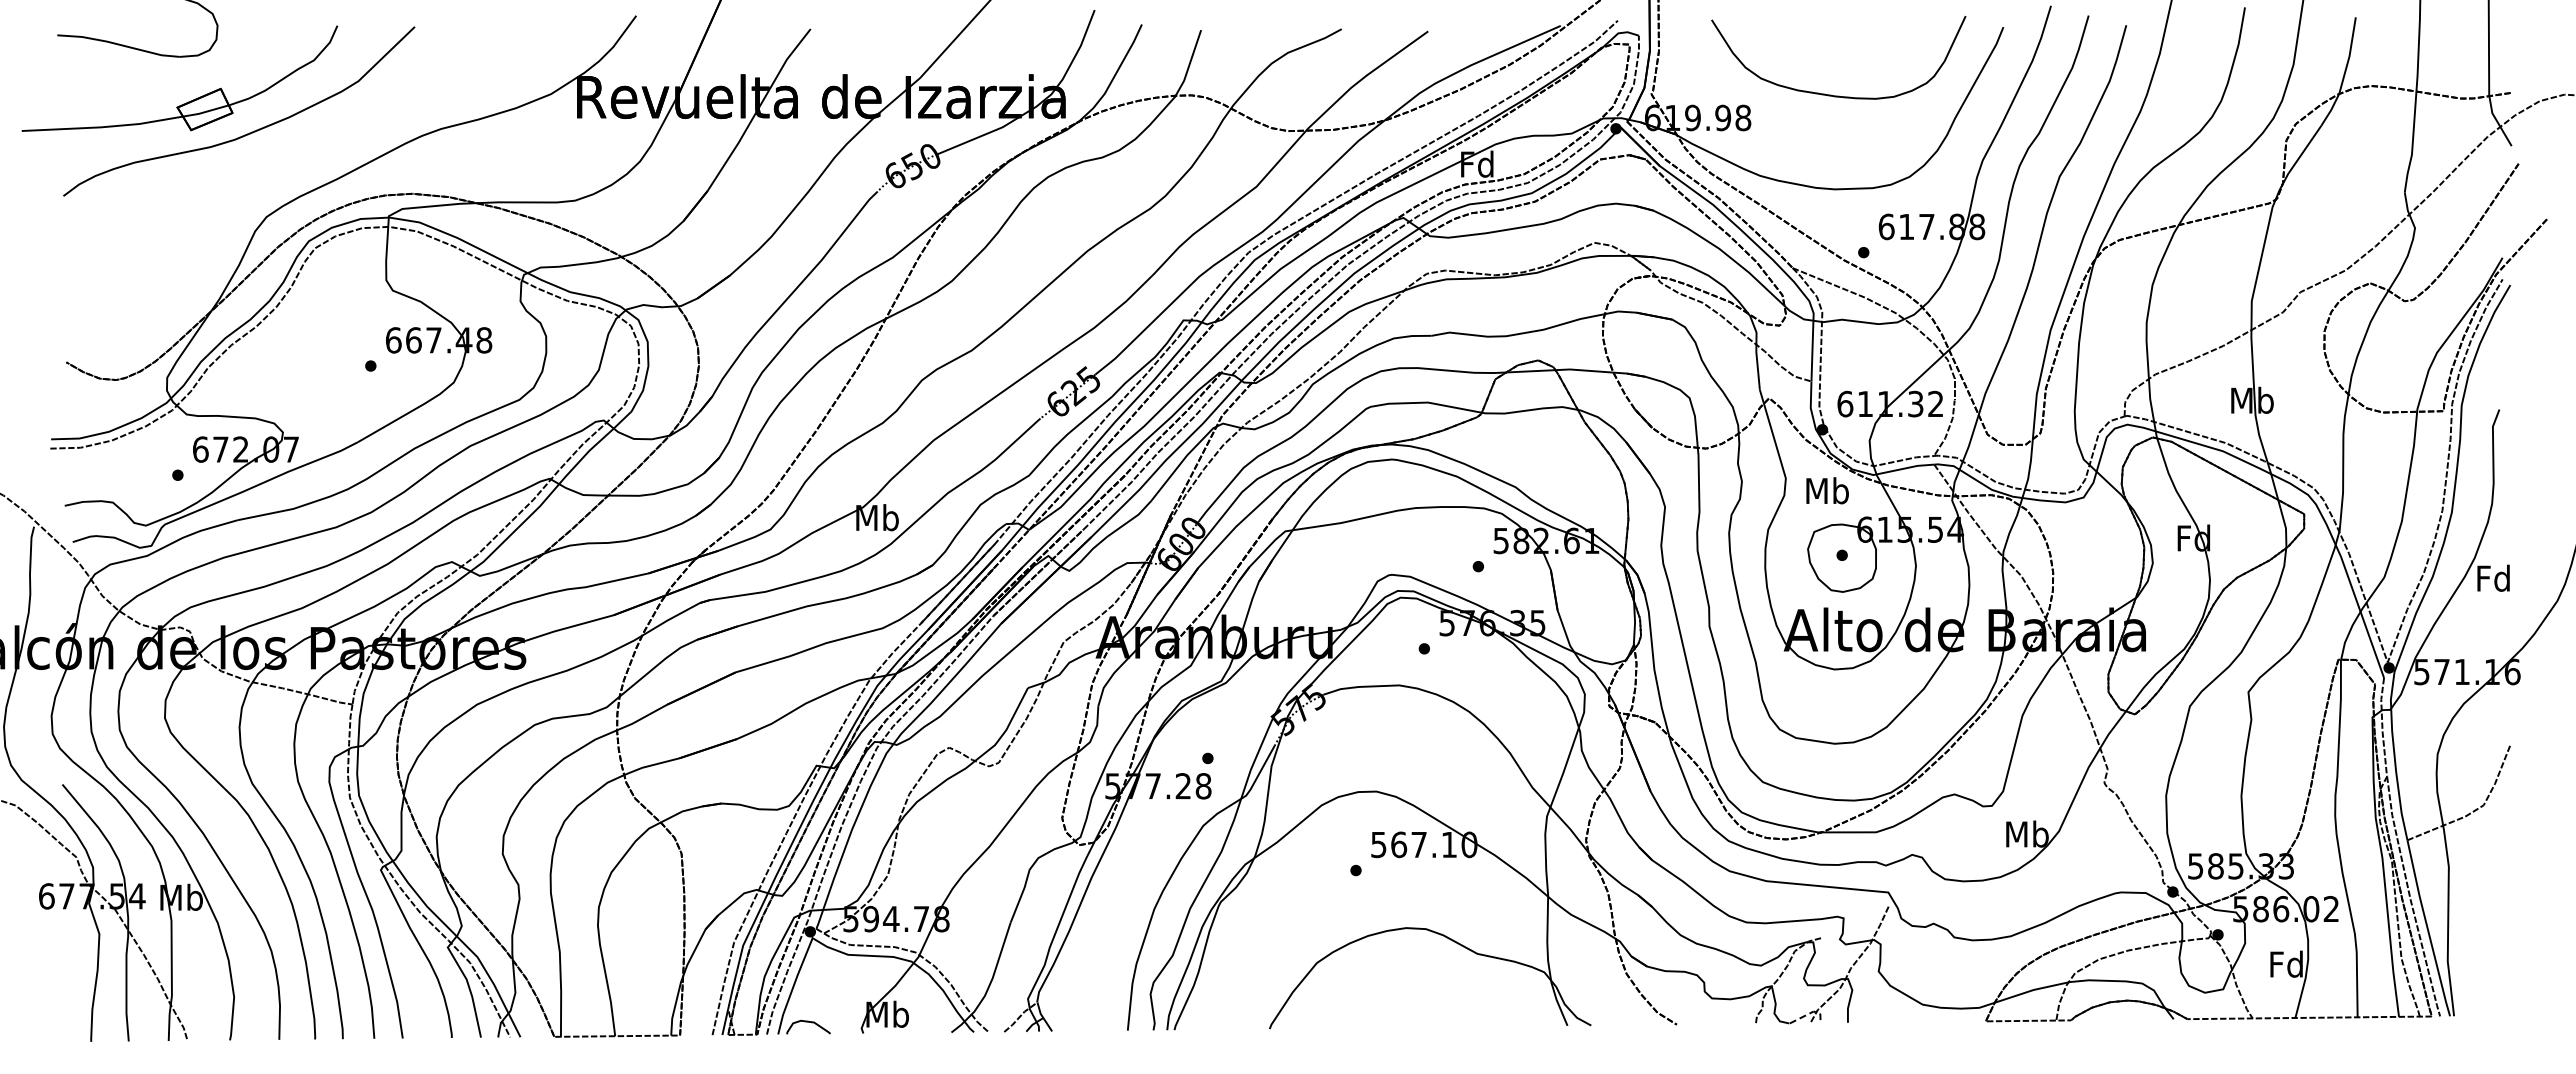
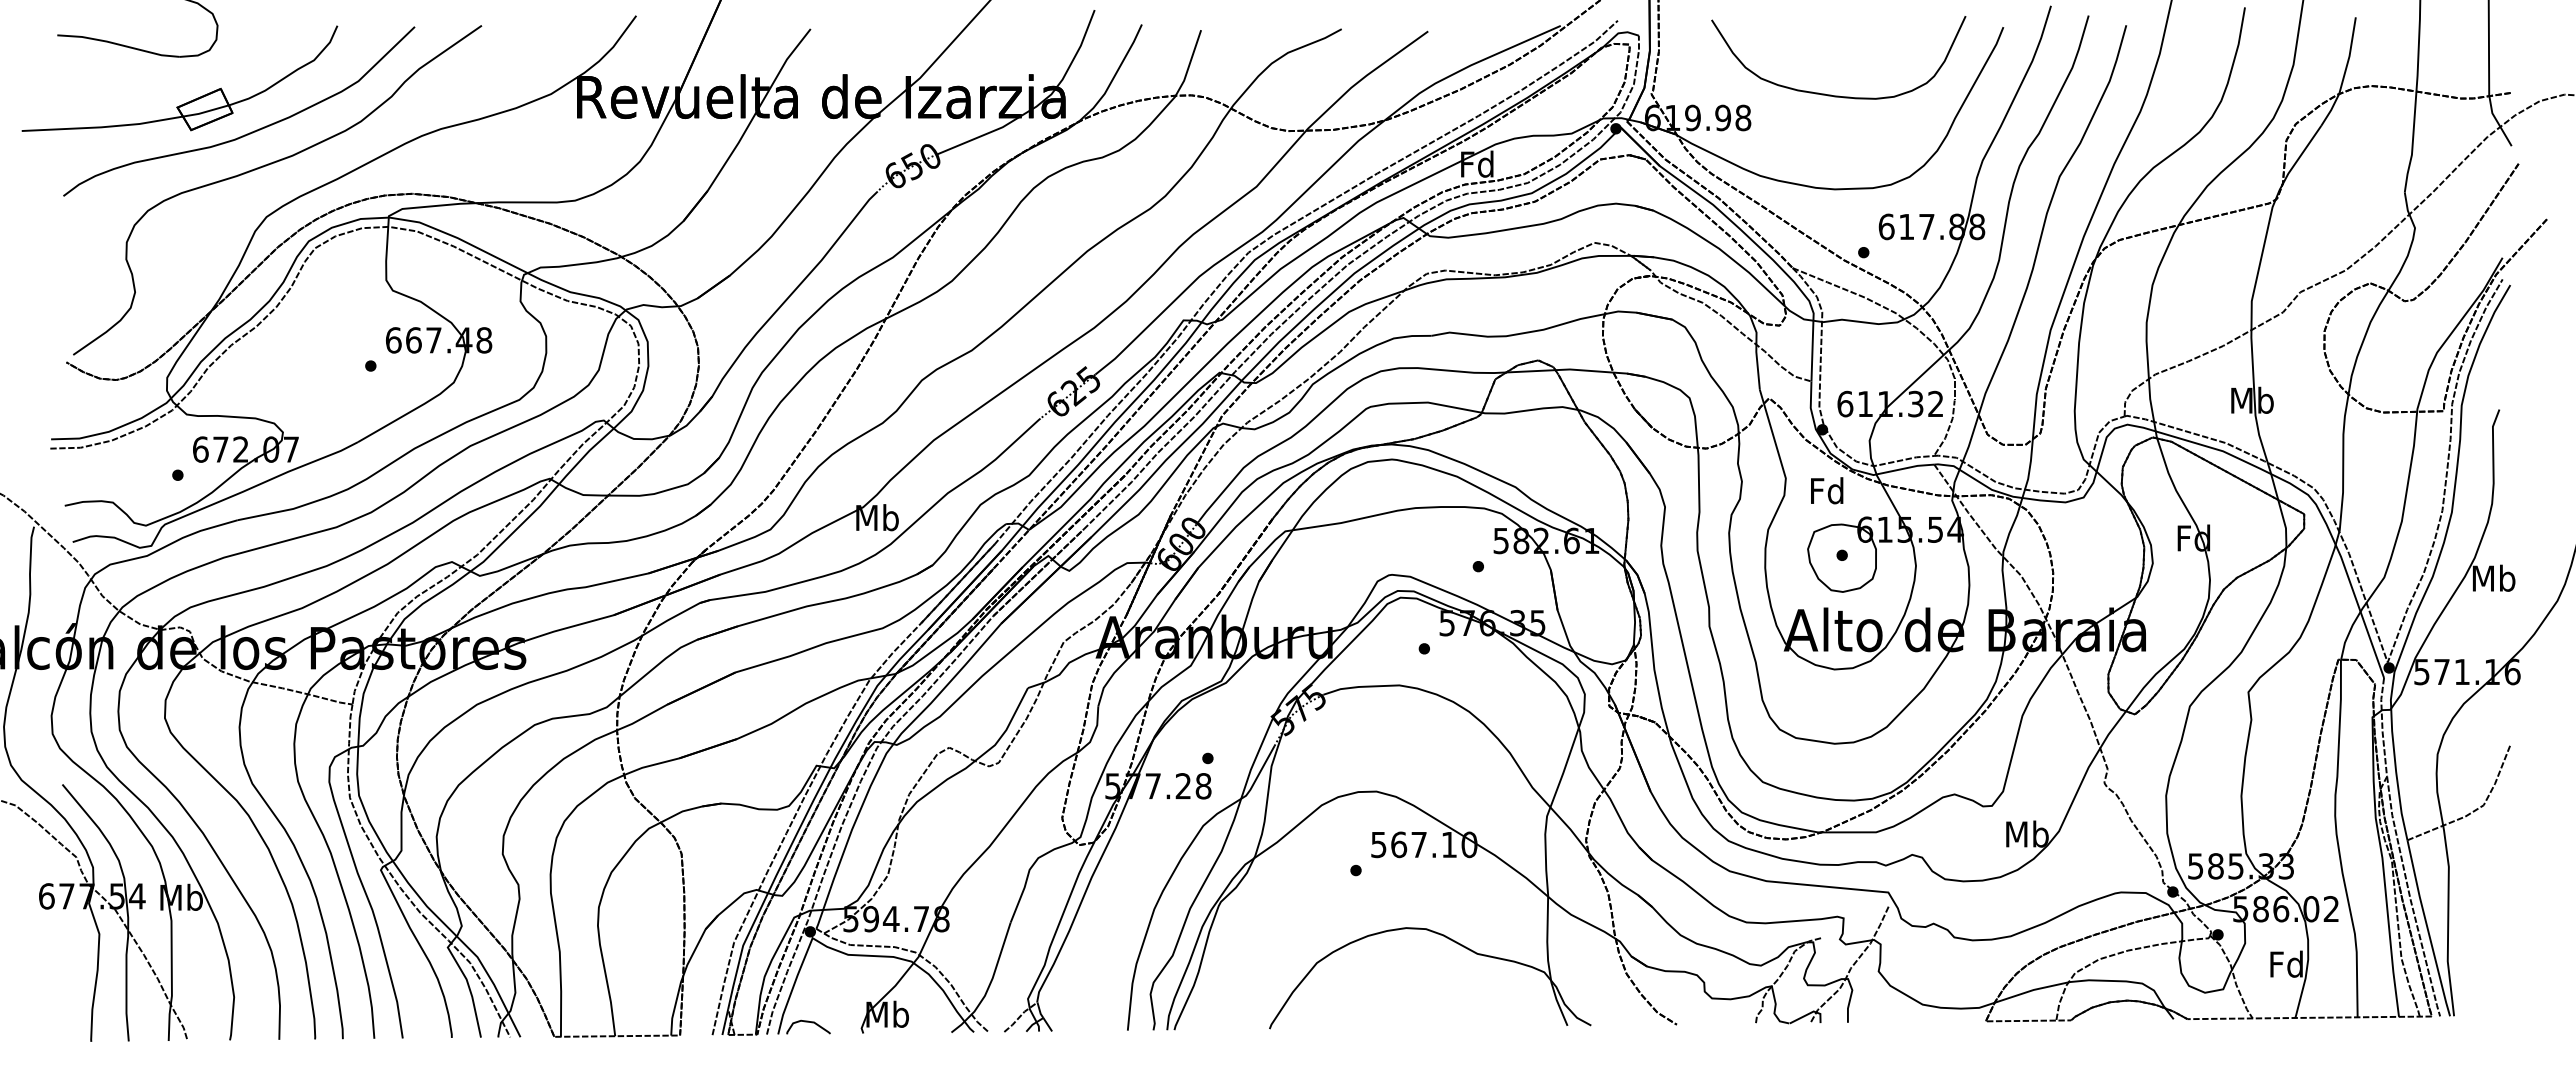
curve: none -> present (269, 165)
text: Mb -> Fd (1827, 490)
text: Fd -> Mb (2493, 577)
line: dashed -> solid (1811, 1012)
